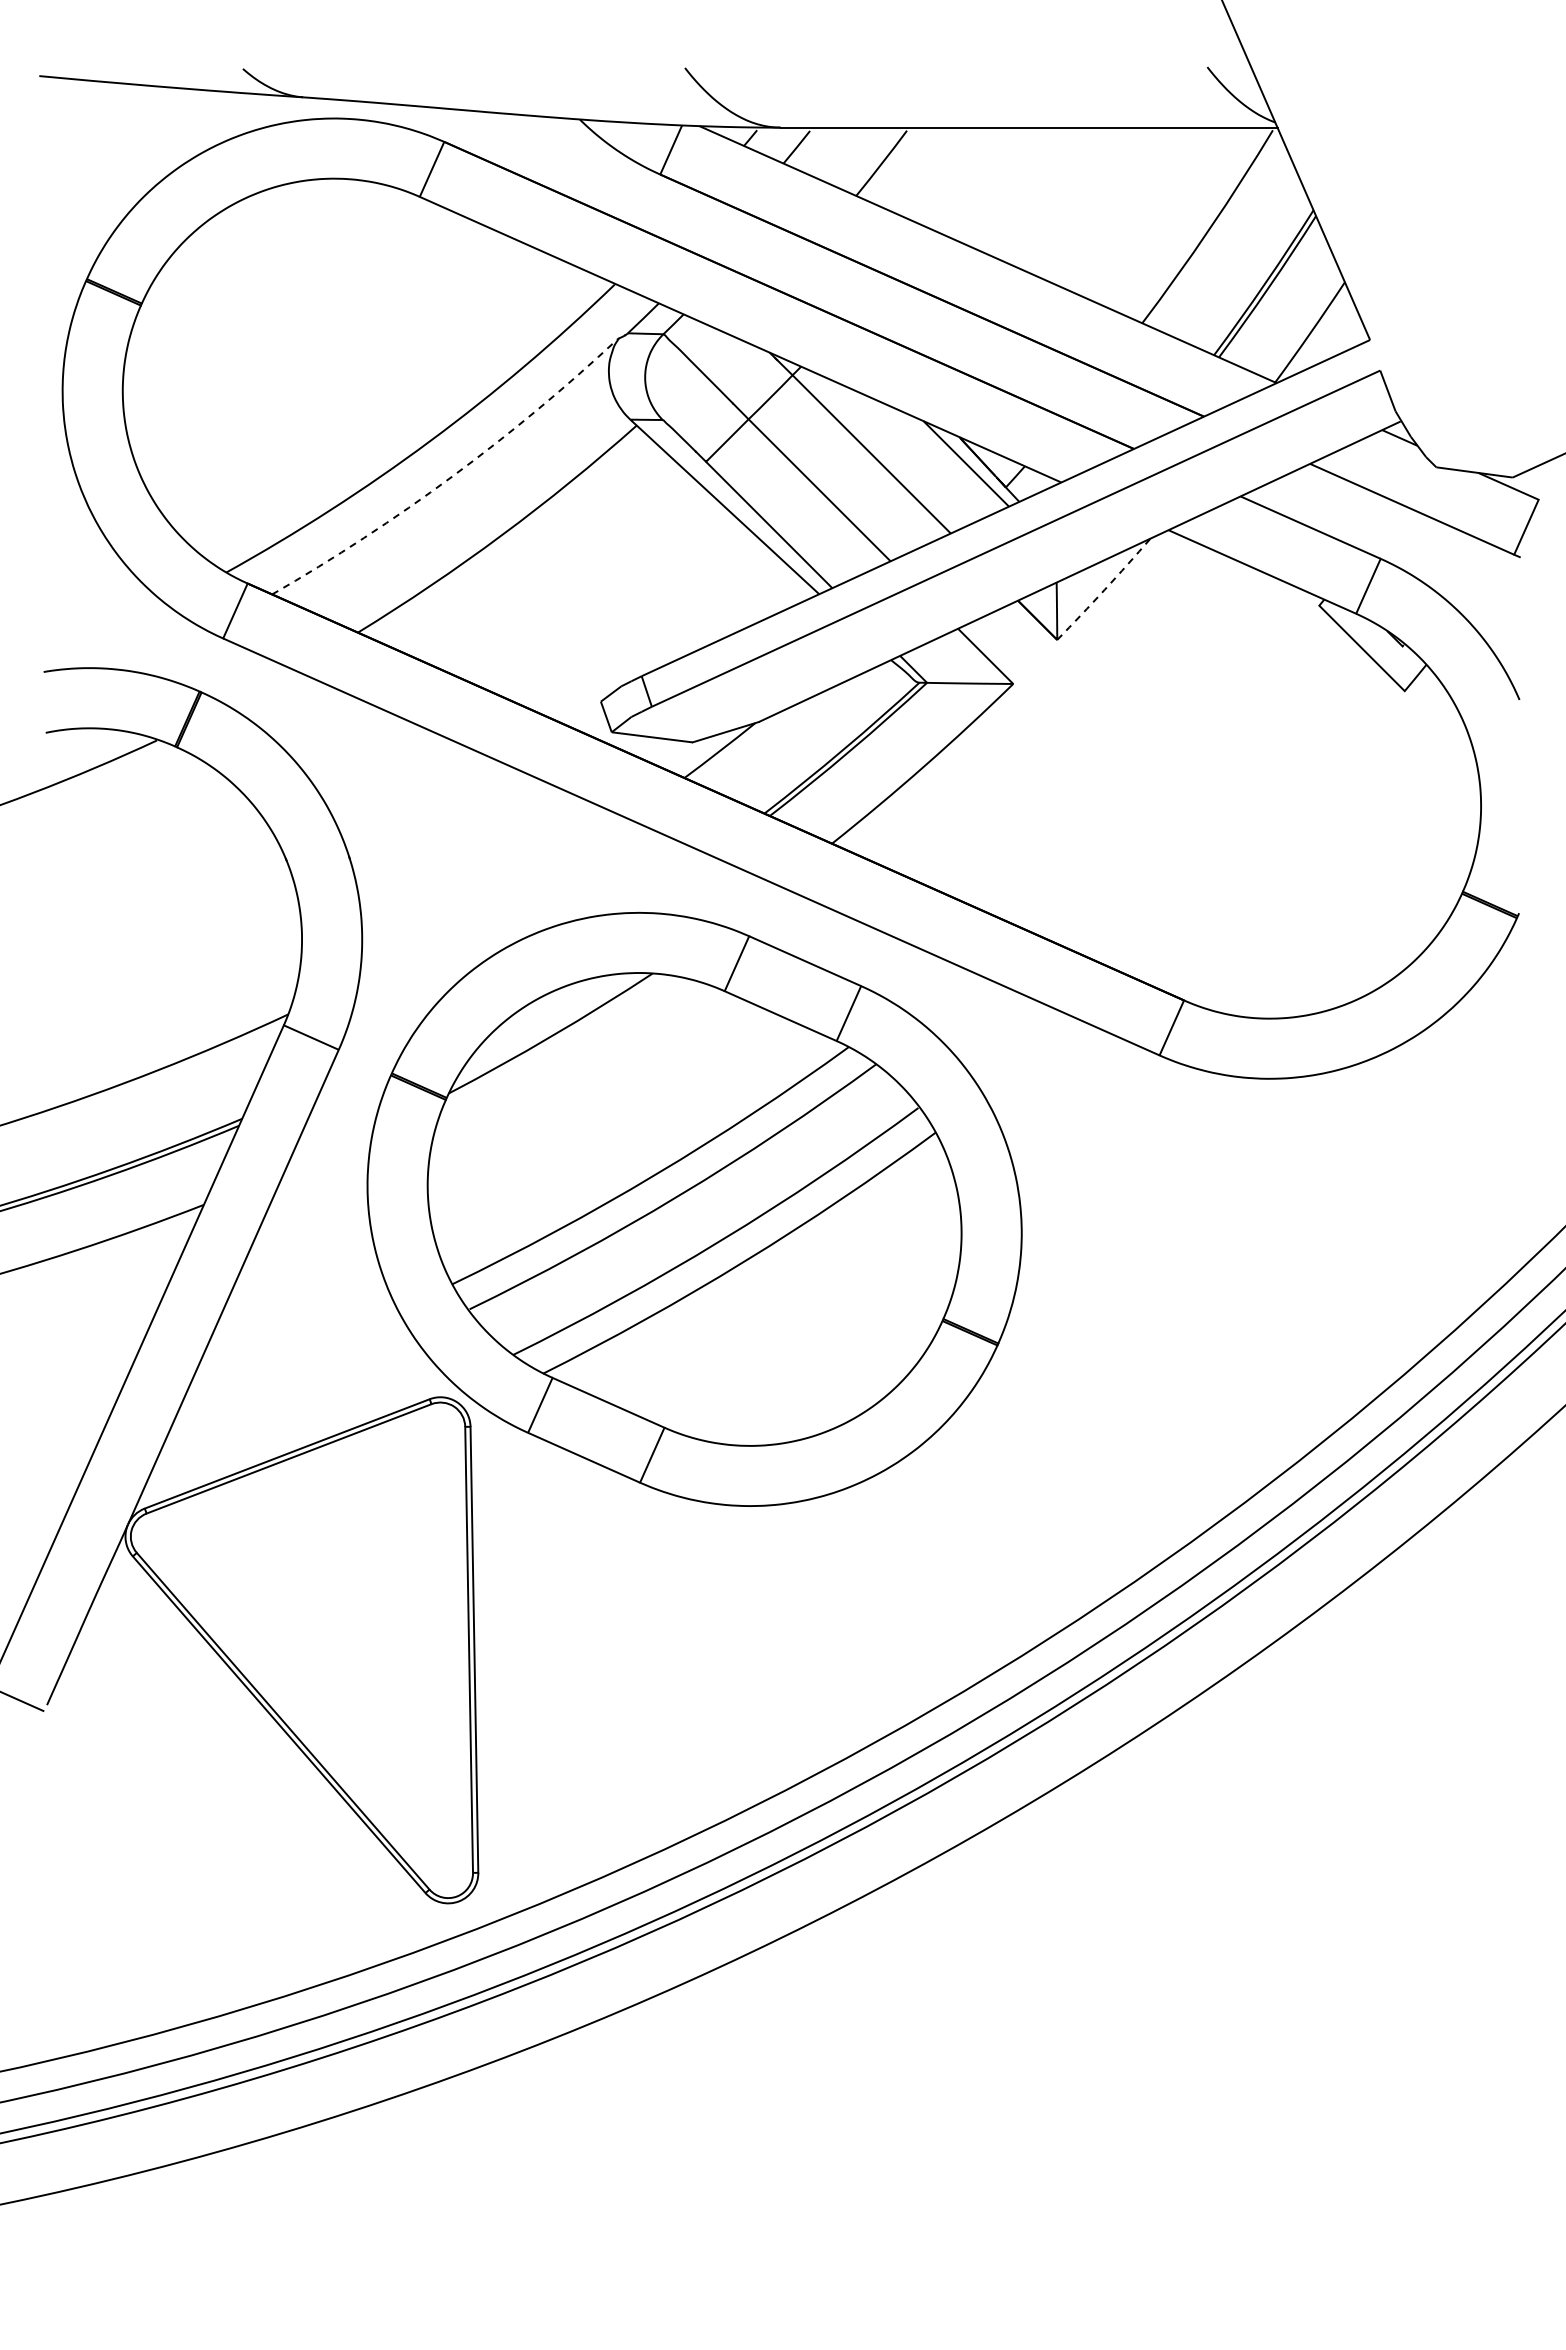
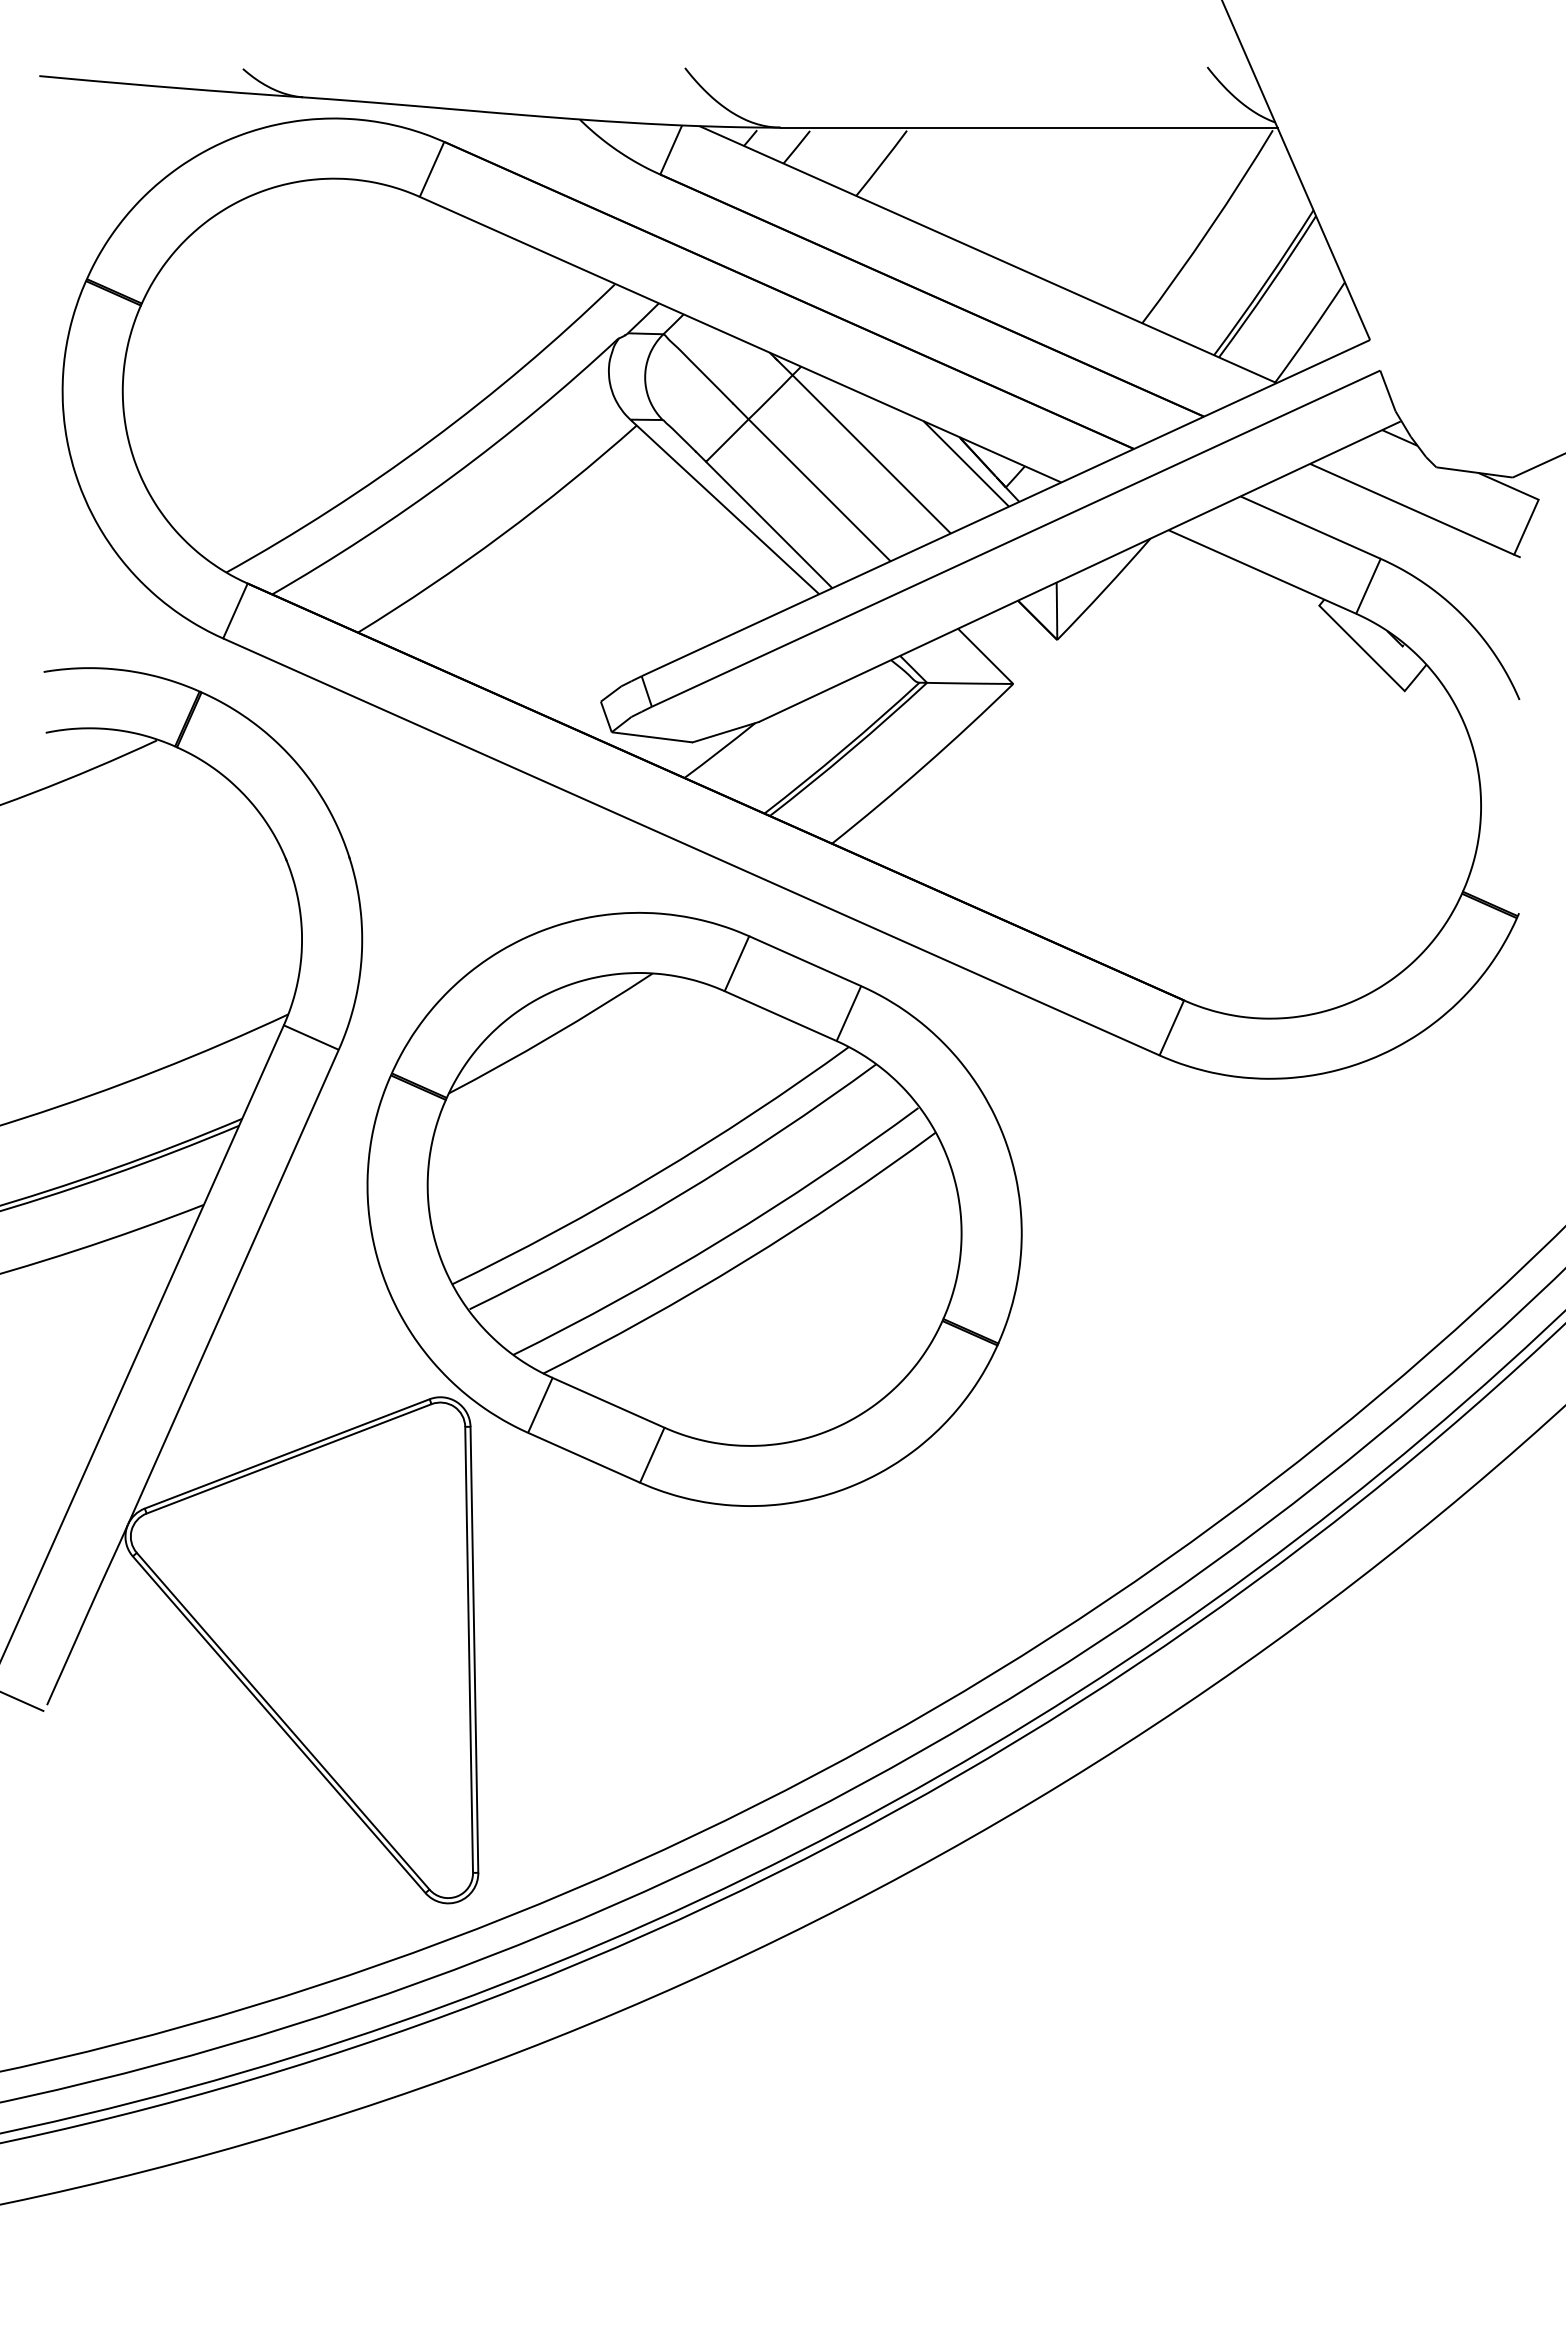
line: dashed -> solid (452, 476)
line: dashed -> solid (1104, 589)
